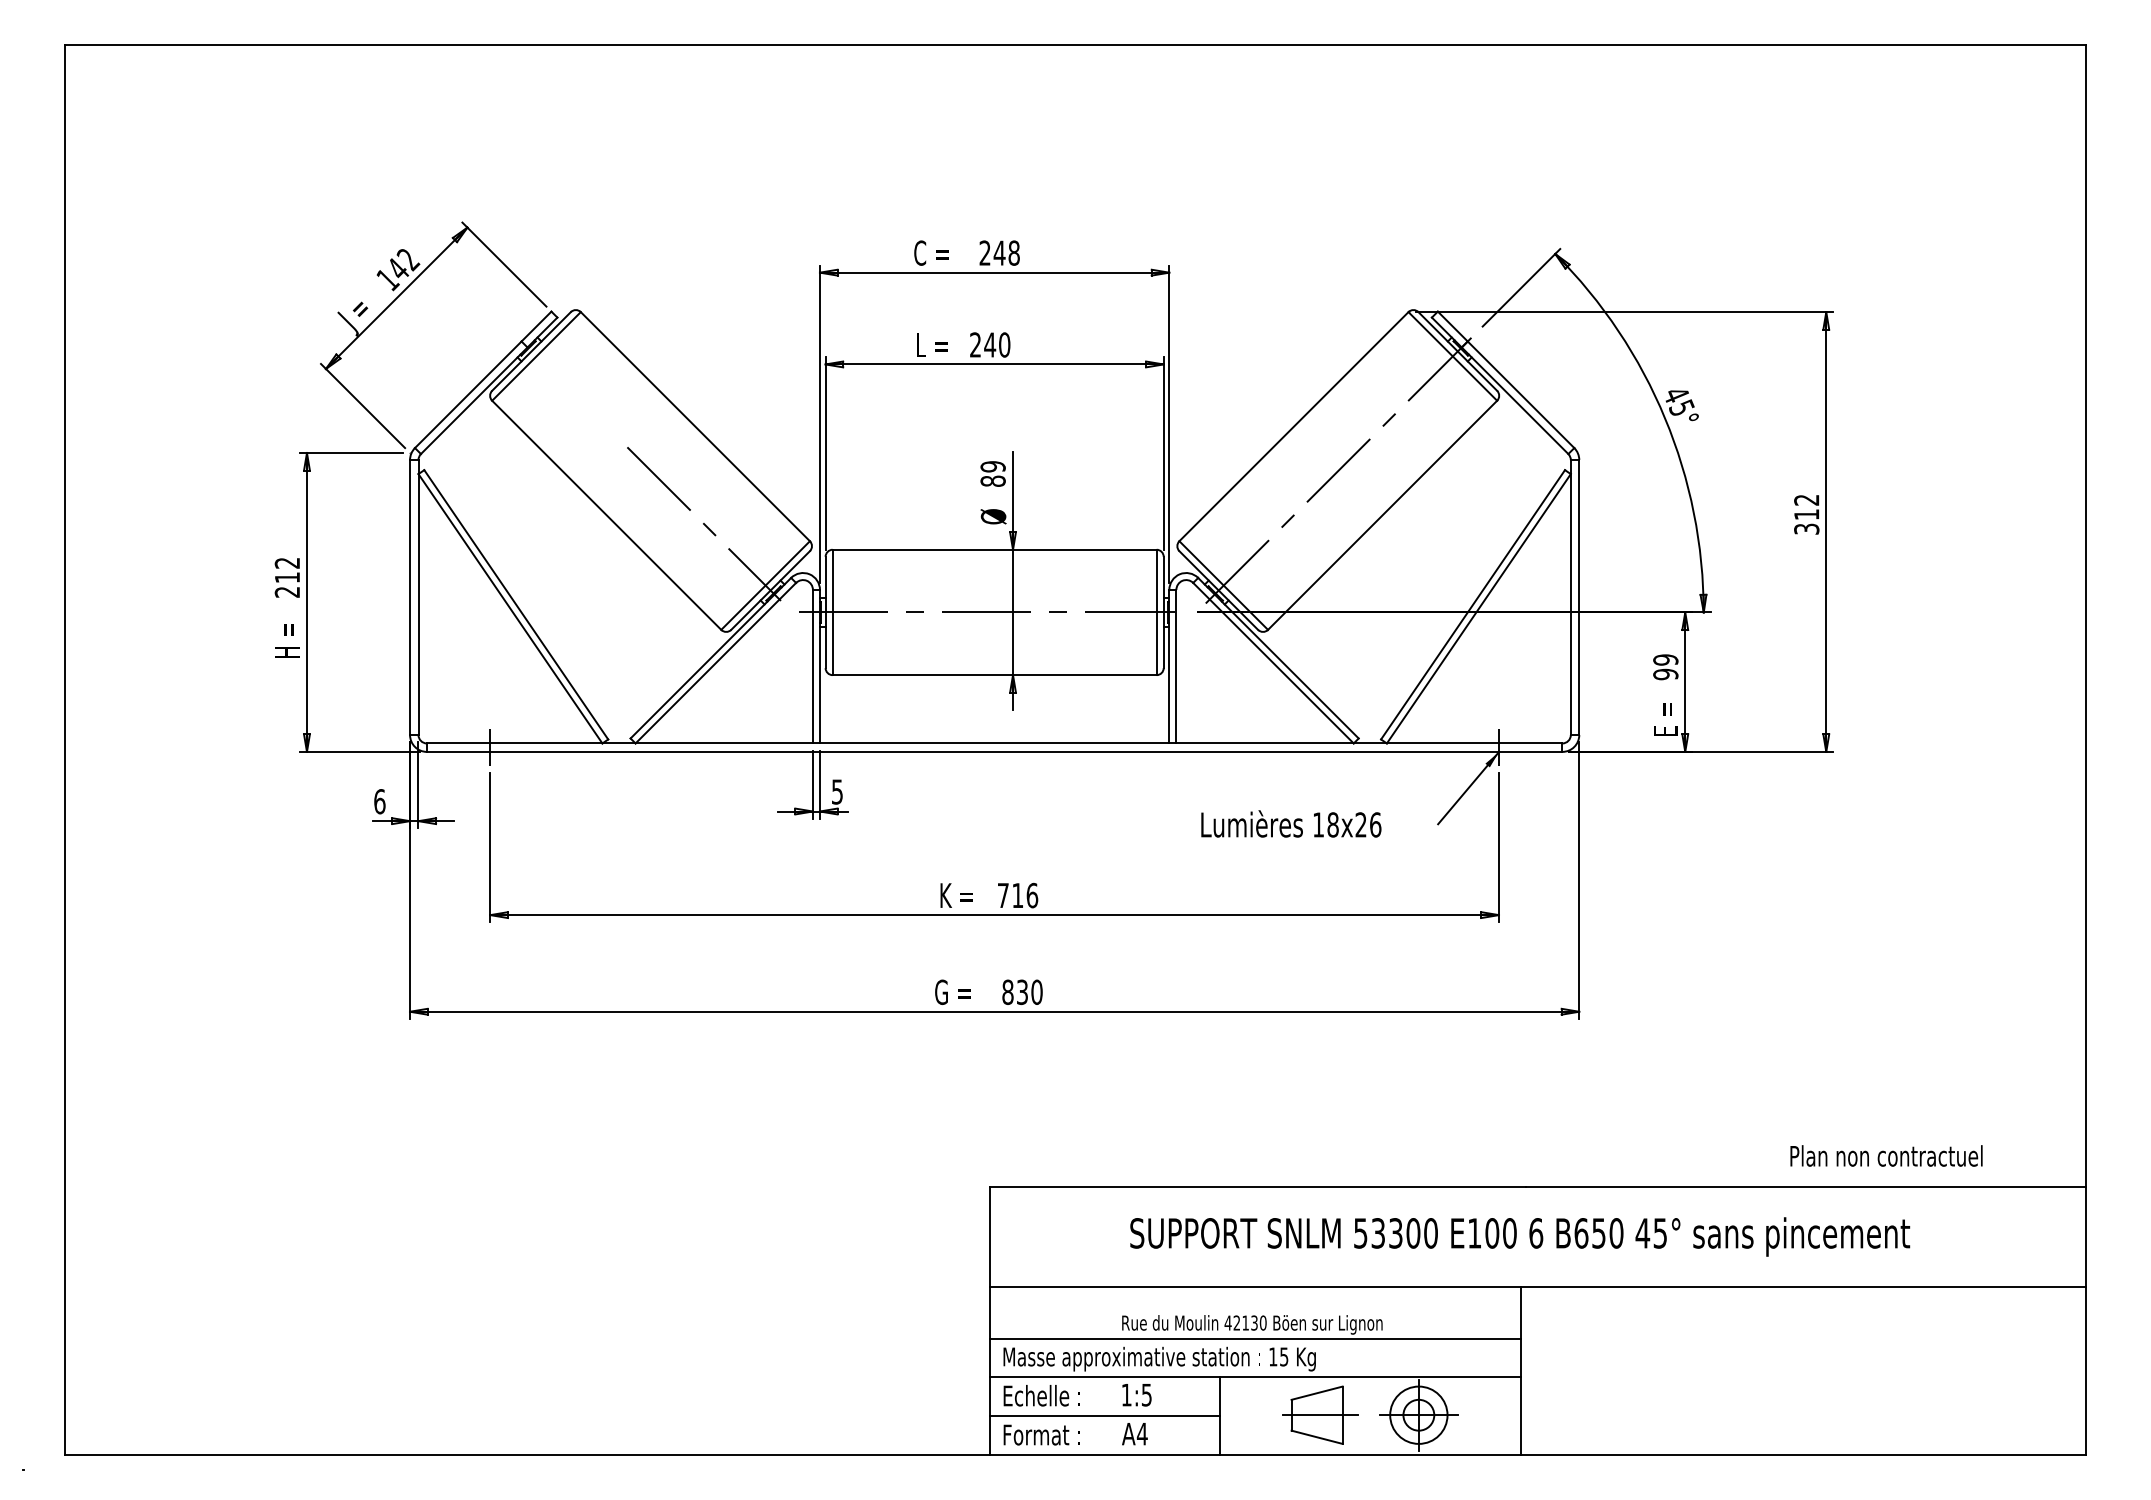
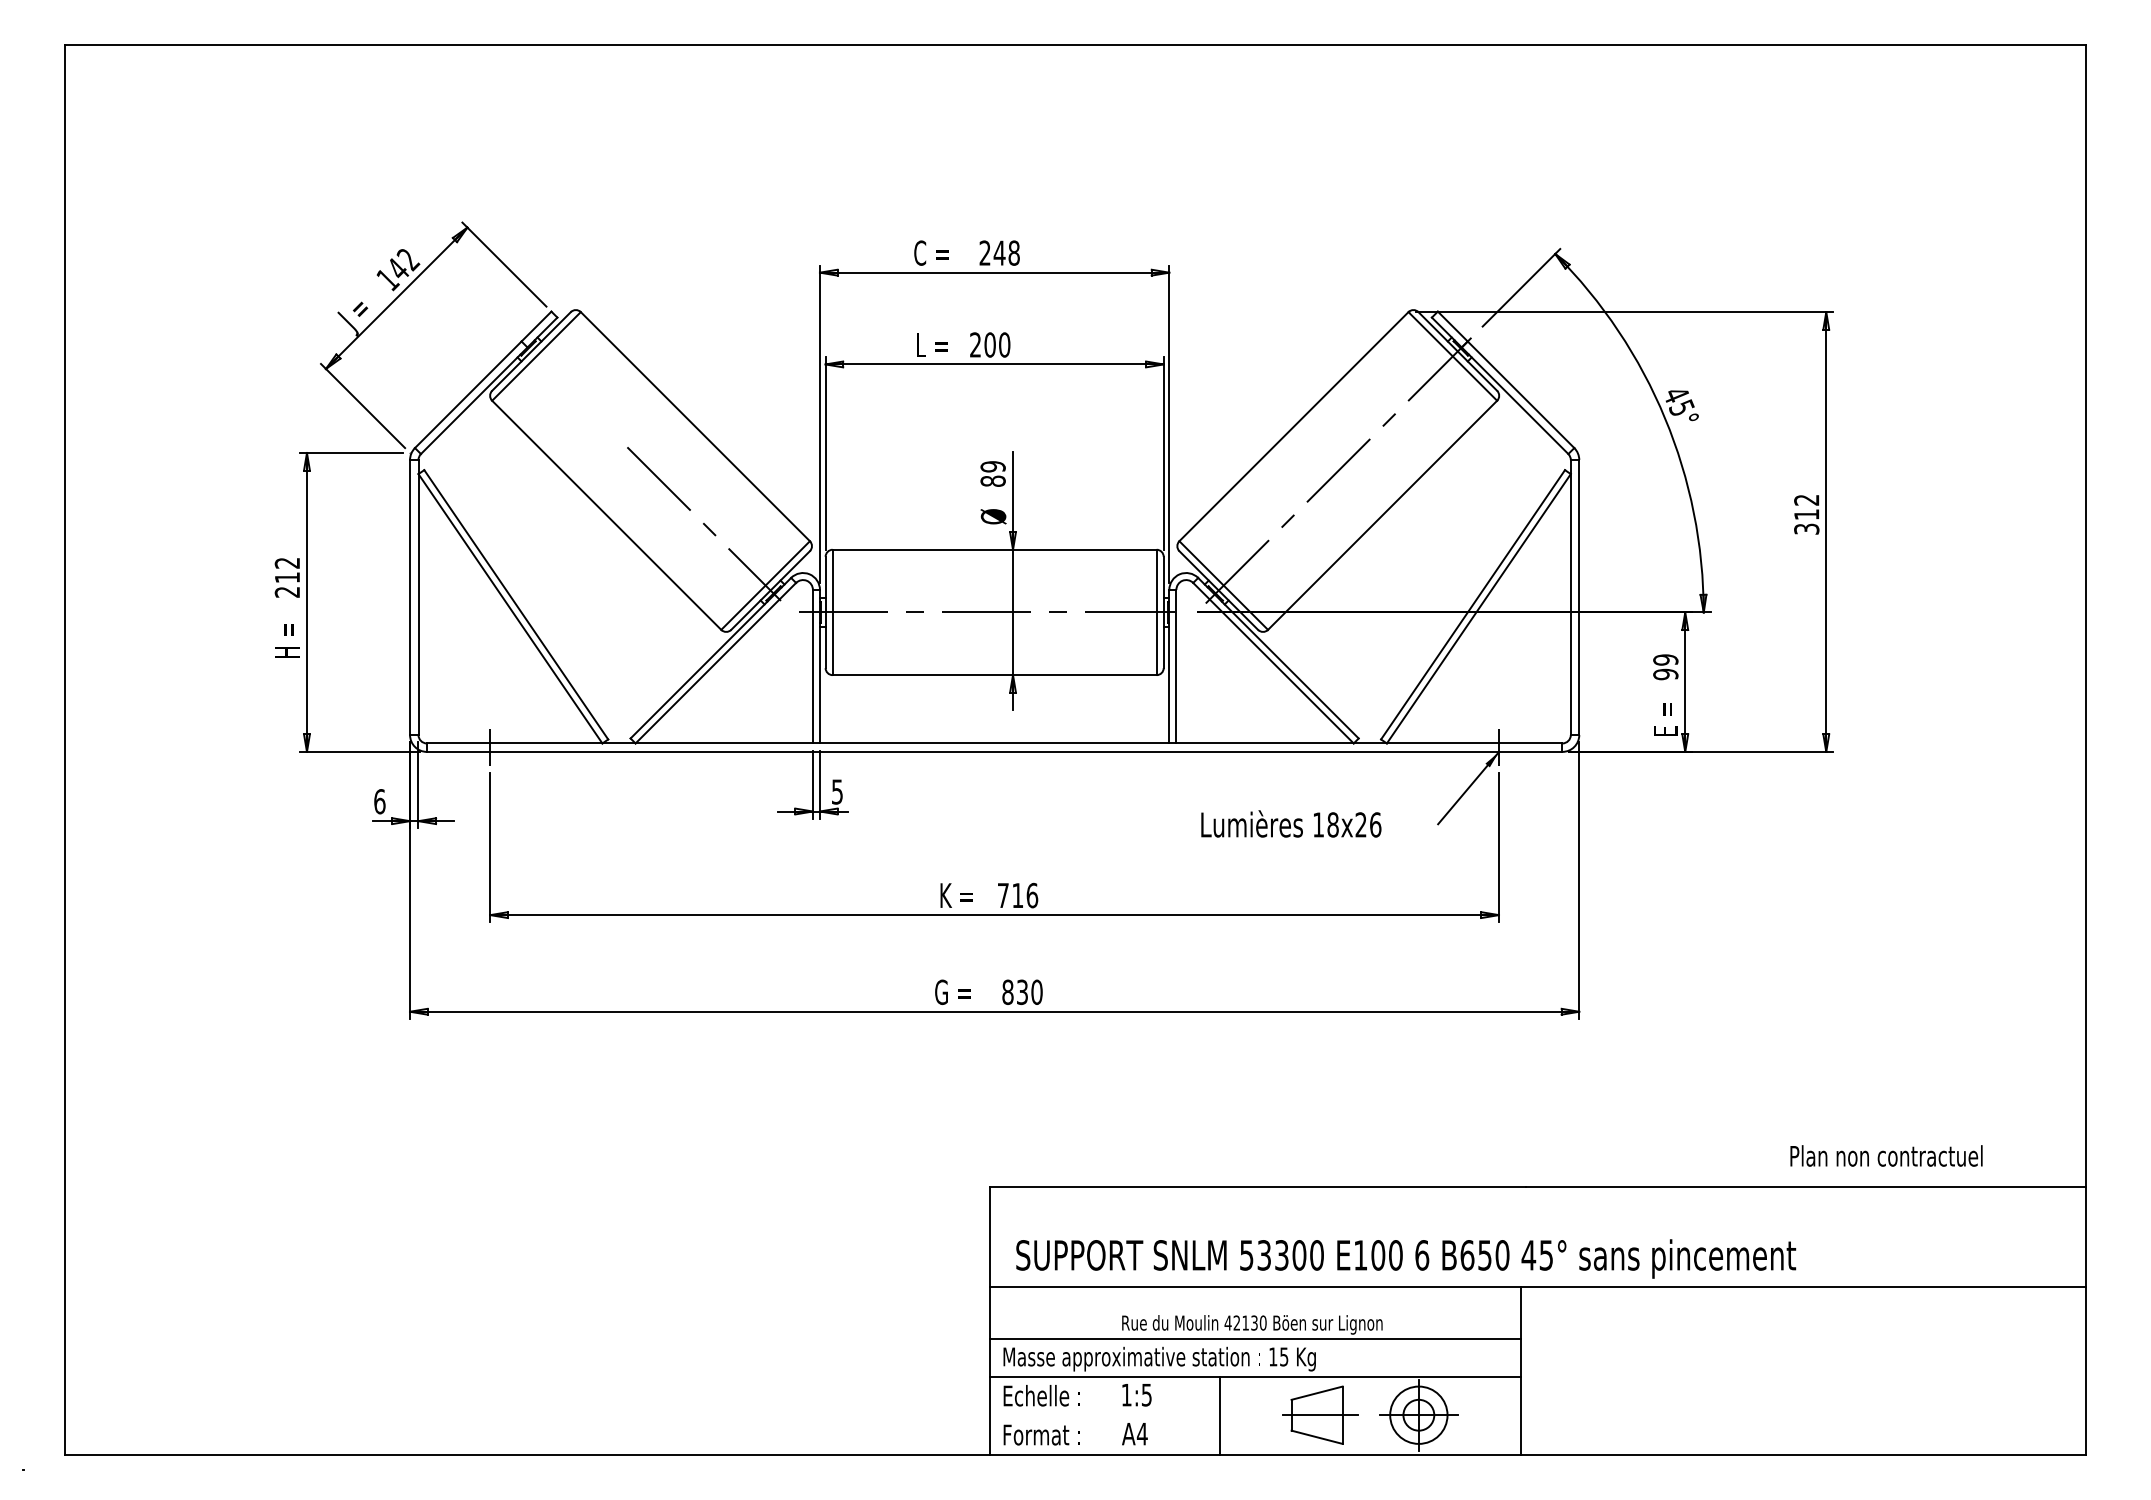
text: 240 -> 200 (990, 344)
text position: (1520, 1236) -> (1406, 1258) (1406, 1258)
line: present -> none (1105, 1416)
